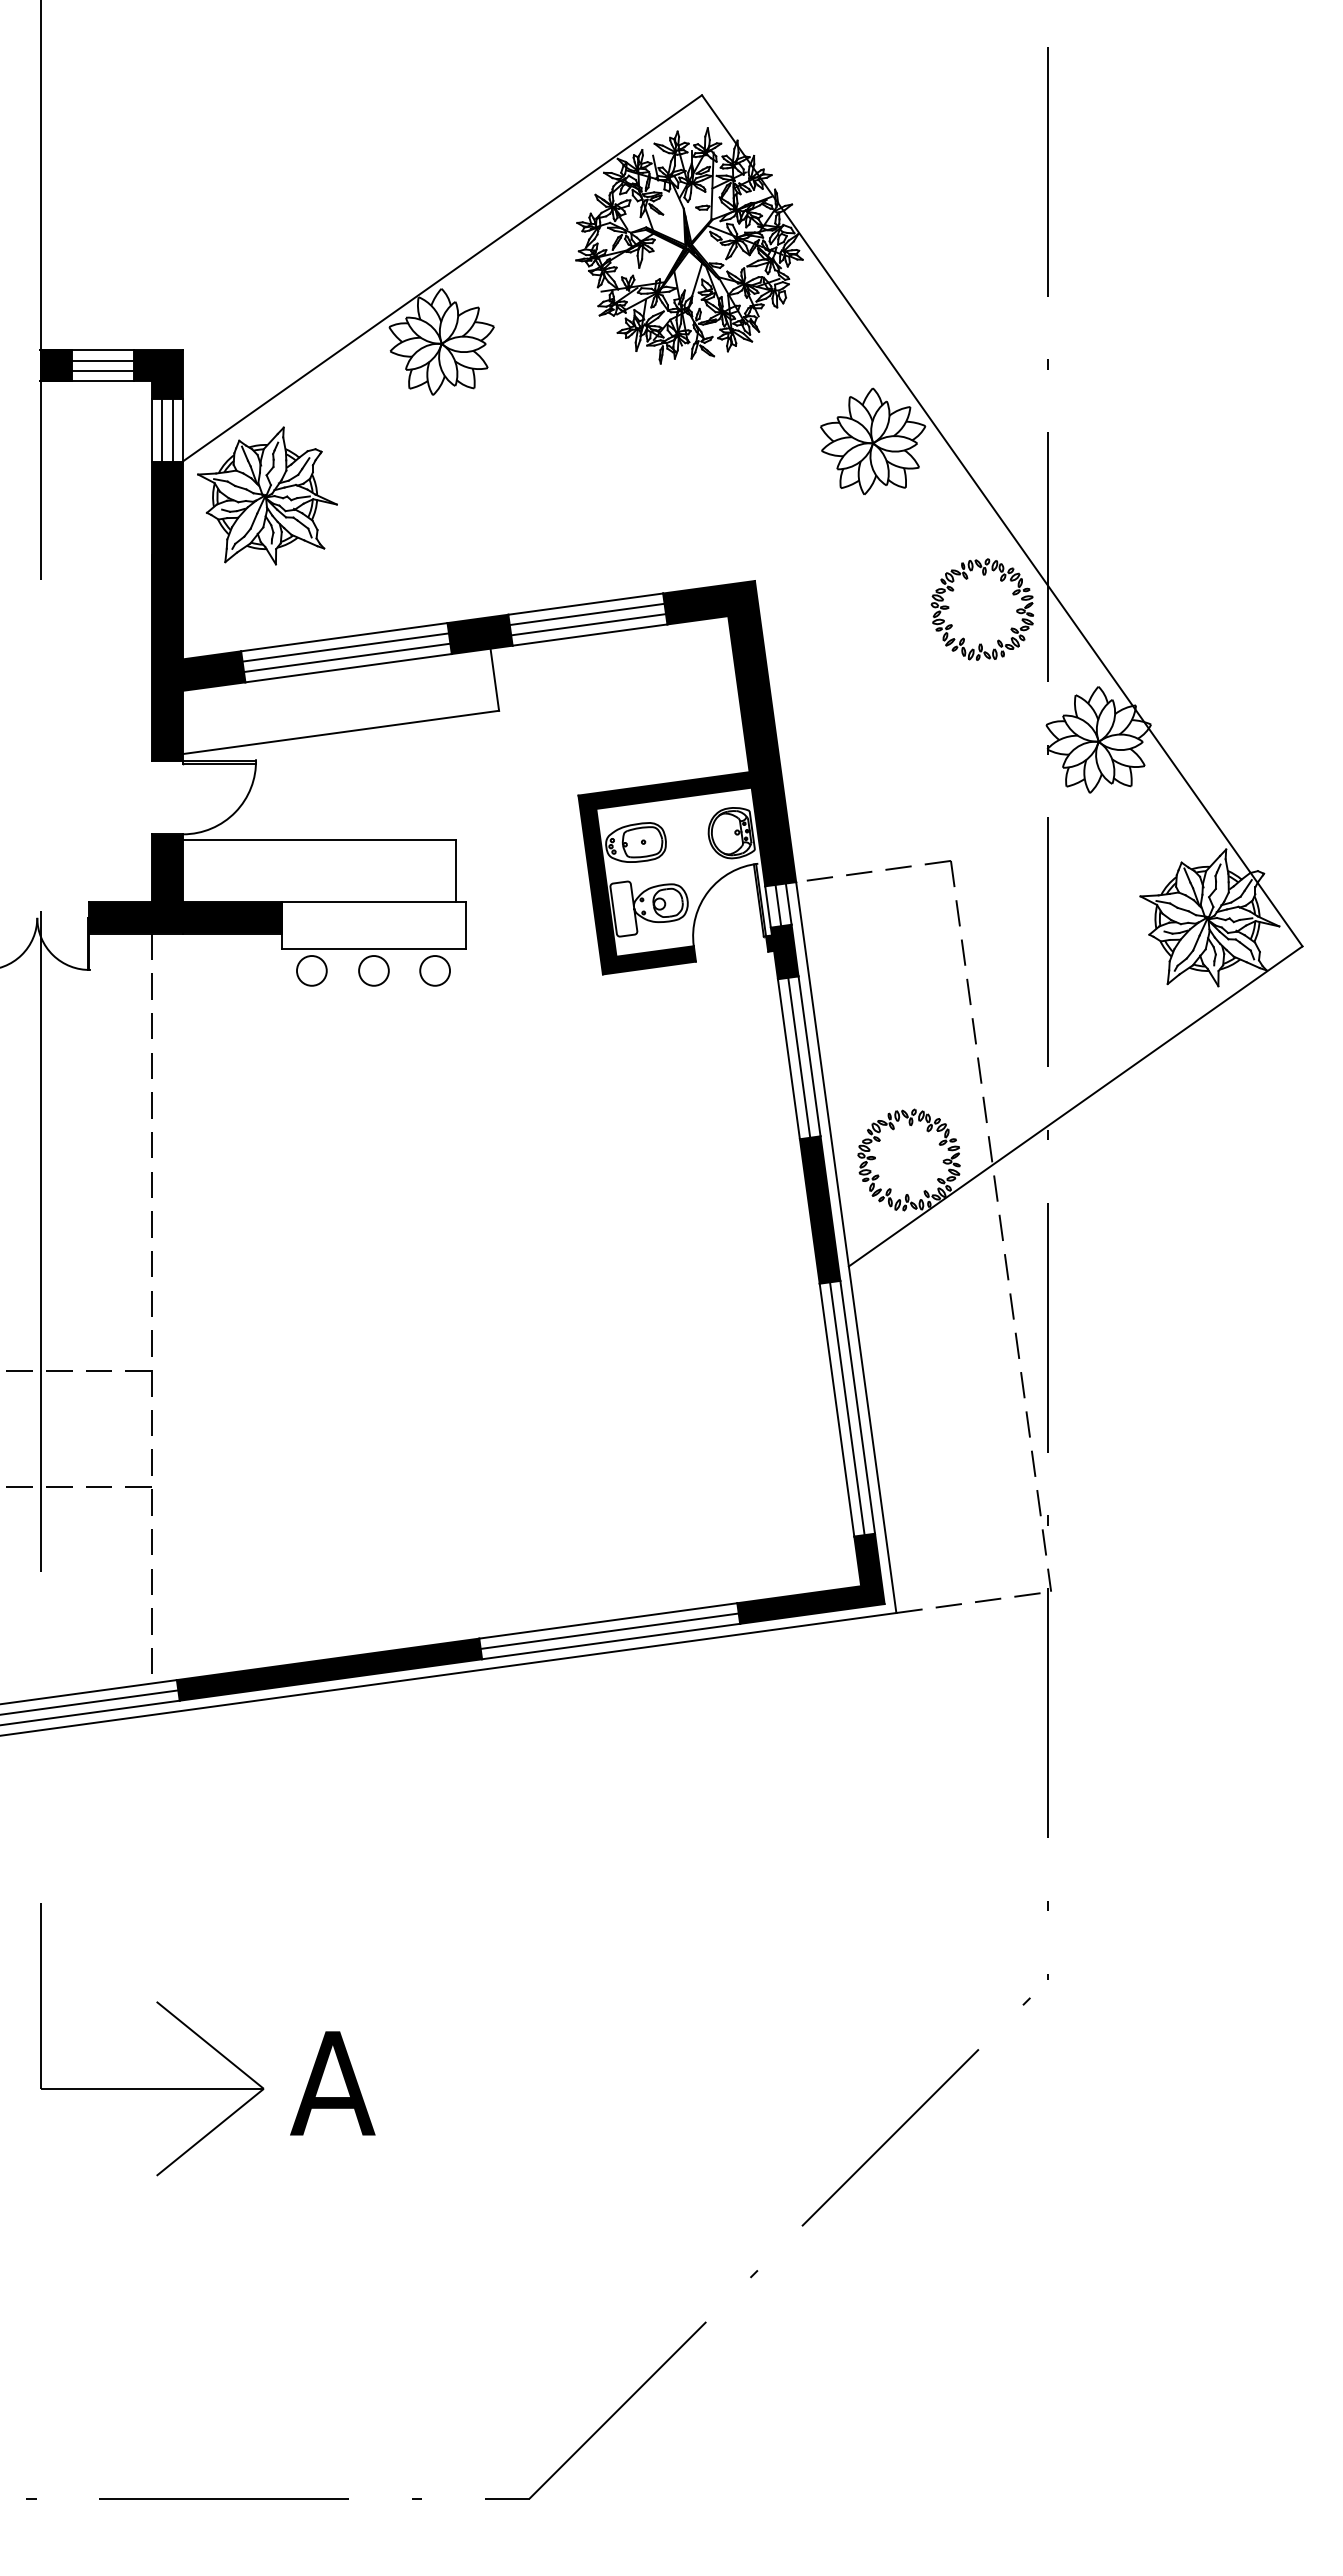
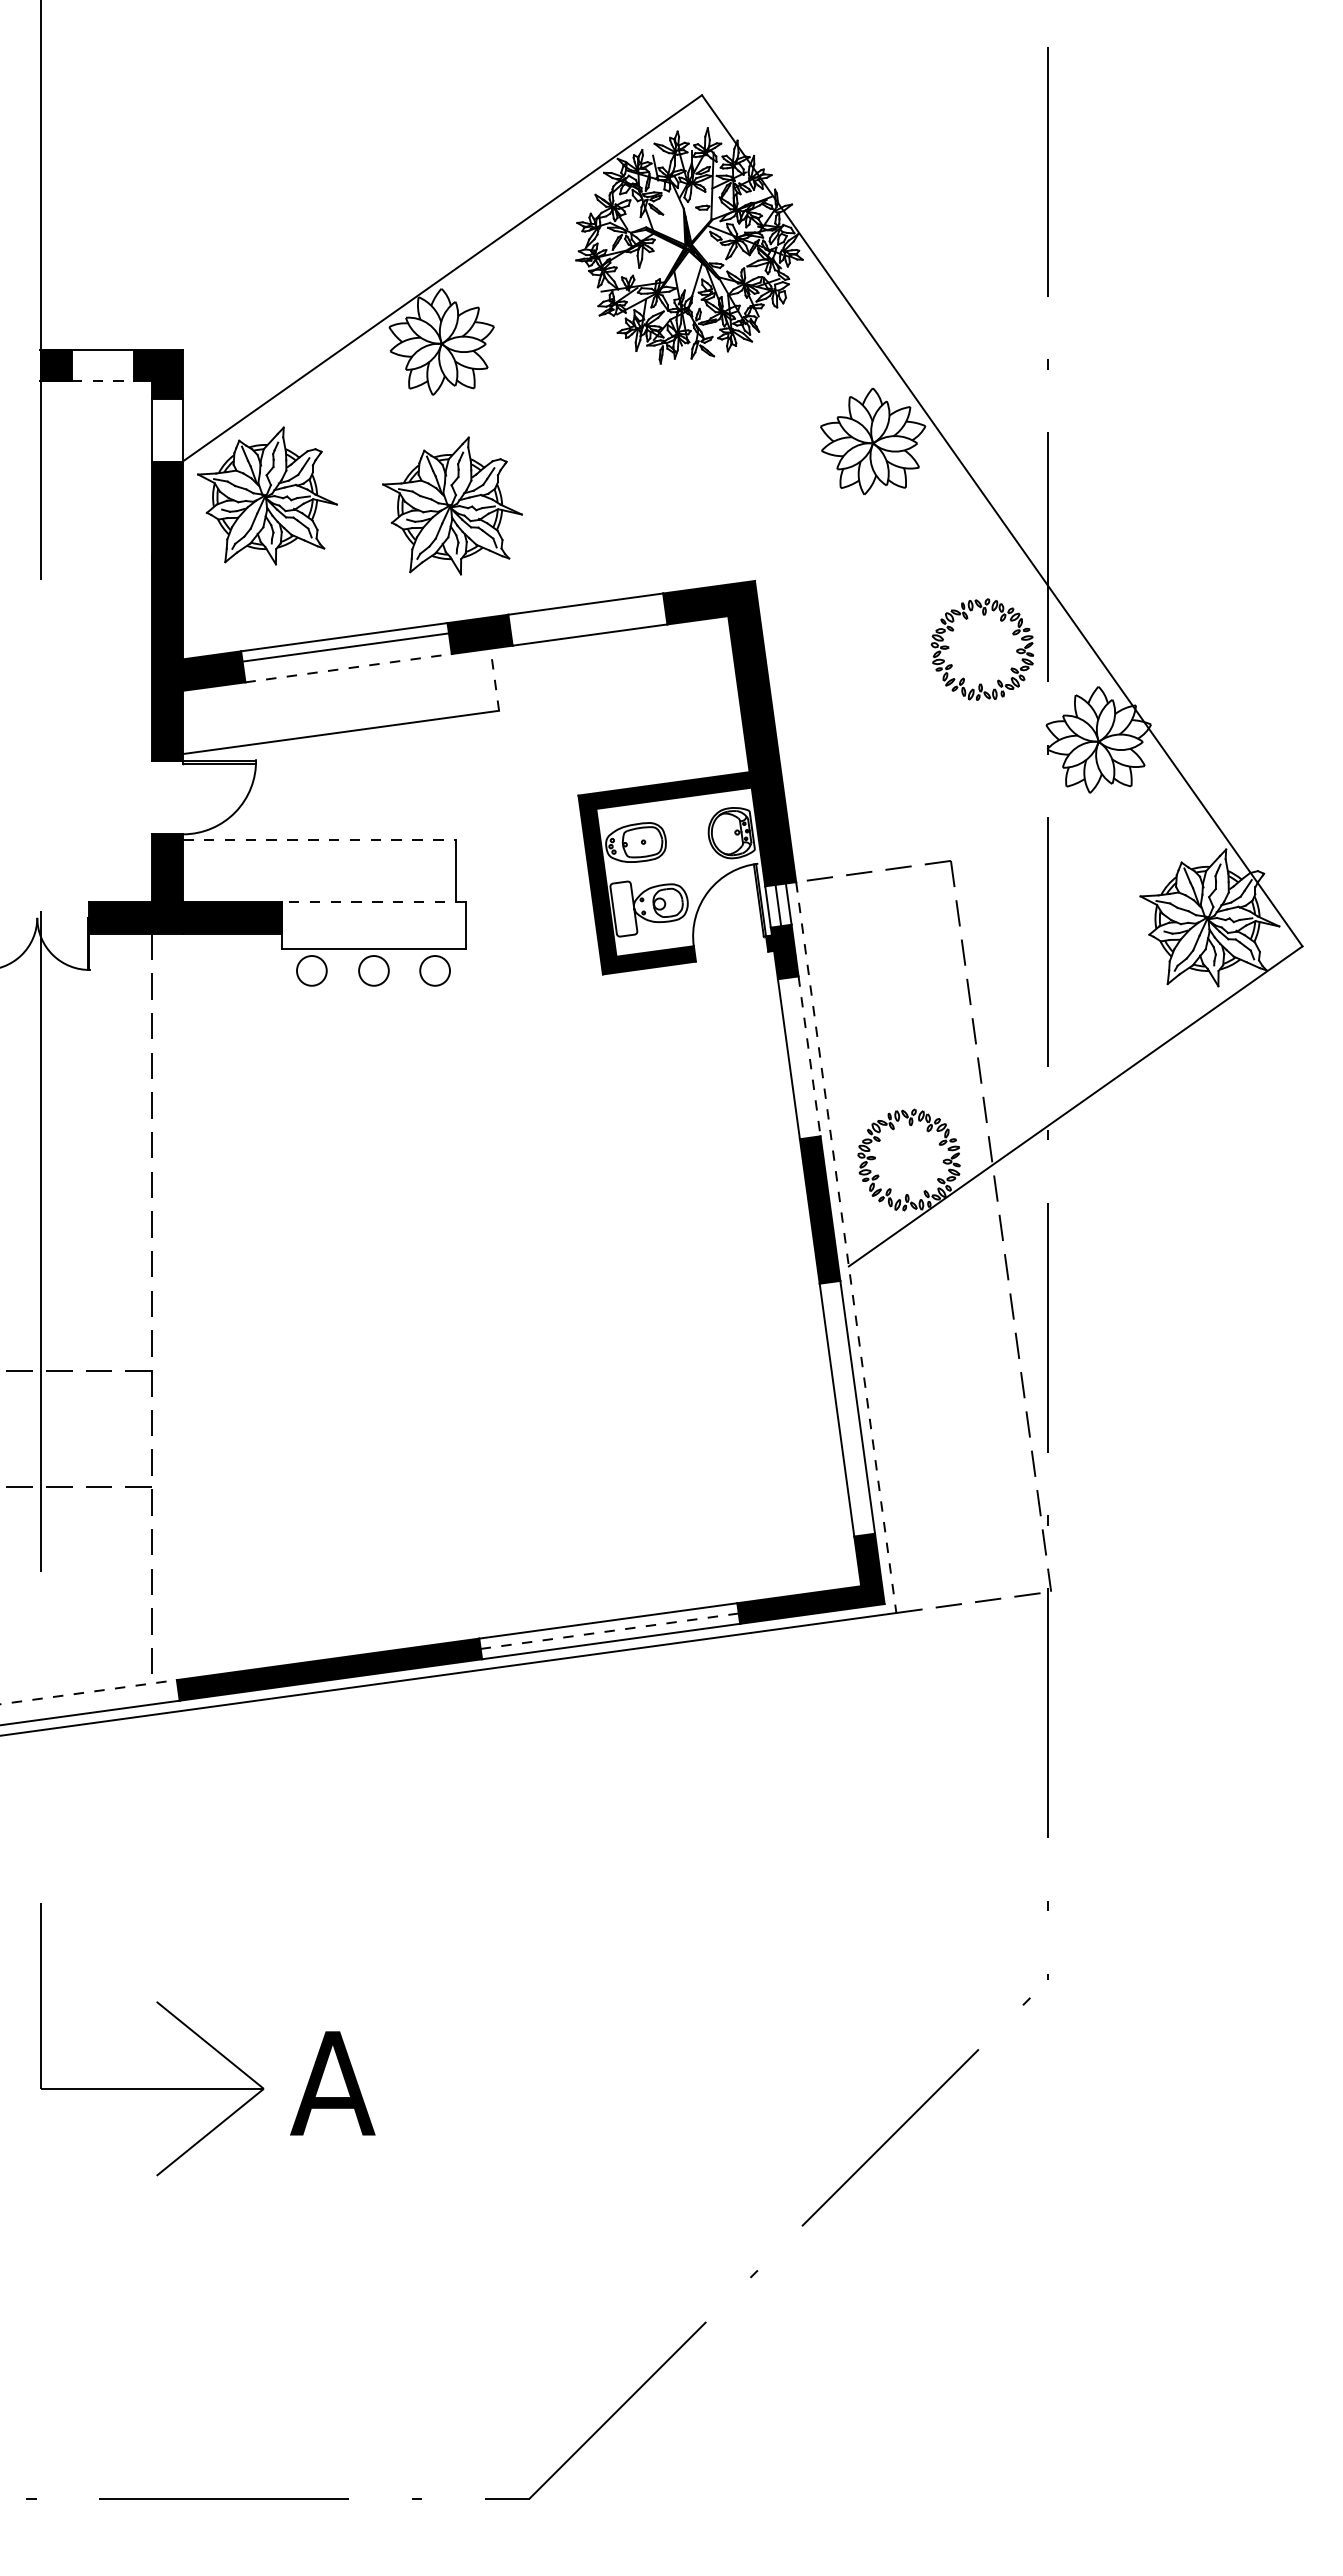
line: present -> none (102, 360)
line: present -> none (102, 371)
line: solid -> dashed (103, 381)
line: present -> none (162, 430)
line: present -> none (172, 430)
part: none -> present (452, 505)
part position: (949, 608) -> (949, 648) (949, 648)
line: present -> none (586, 614)
line: present -> none (588, 624)
line: present -> none (346, 657)
line: solid -> dashed (349, 668)
line: solid -> dashed (494, 679)
line: solid -> dashed (319, 839)
line: solid -> dashed (373, 902)
line: solid -> dashed (809, 1056)
line: present -> none (799, 1057)
line: solid -> dashed (846, 1247)
line: present -> none (847, 1408)
line: solid -> dashed (609, 1631)
line: solid -> dashed (88, 1692)
line: present -> none (90, 1702)
